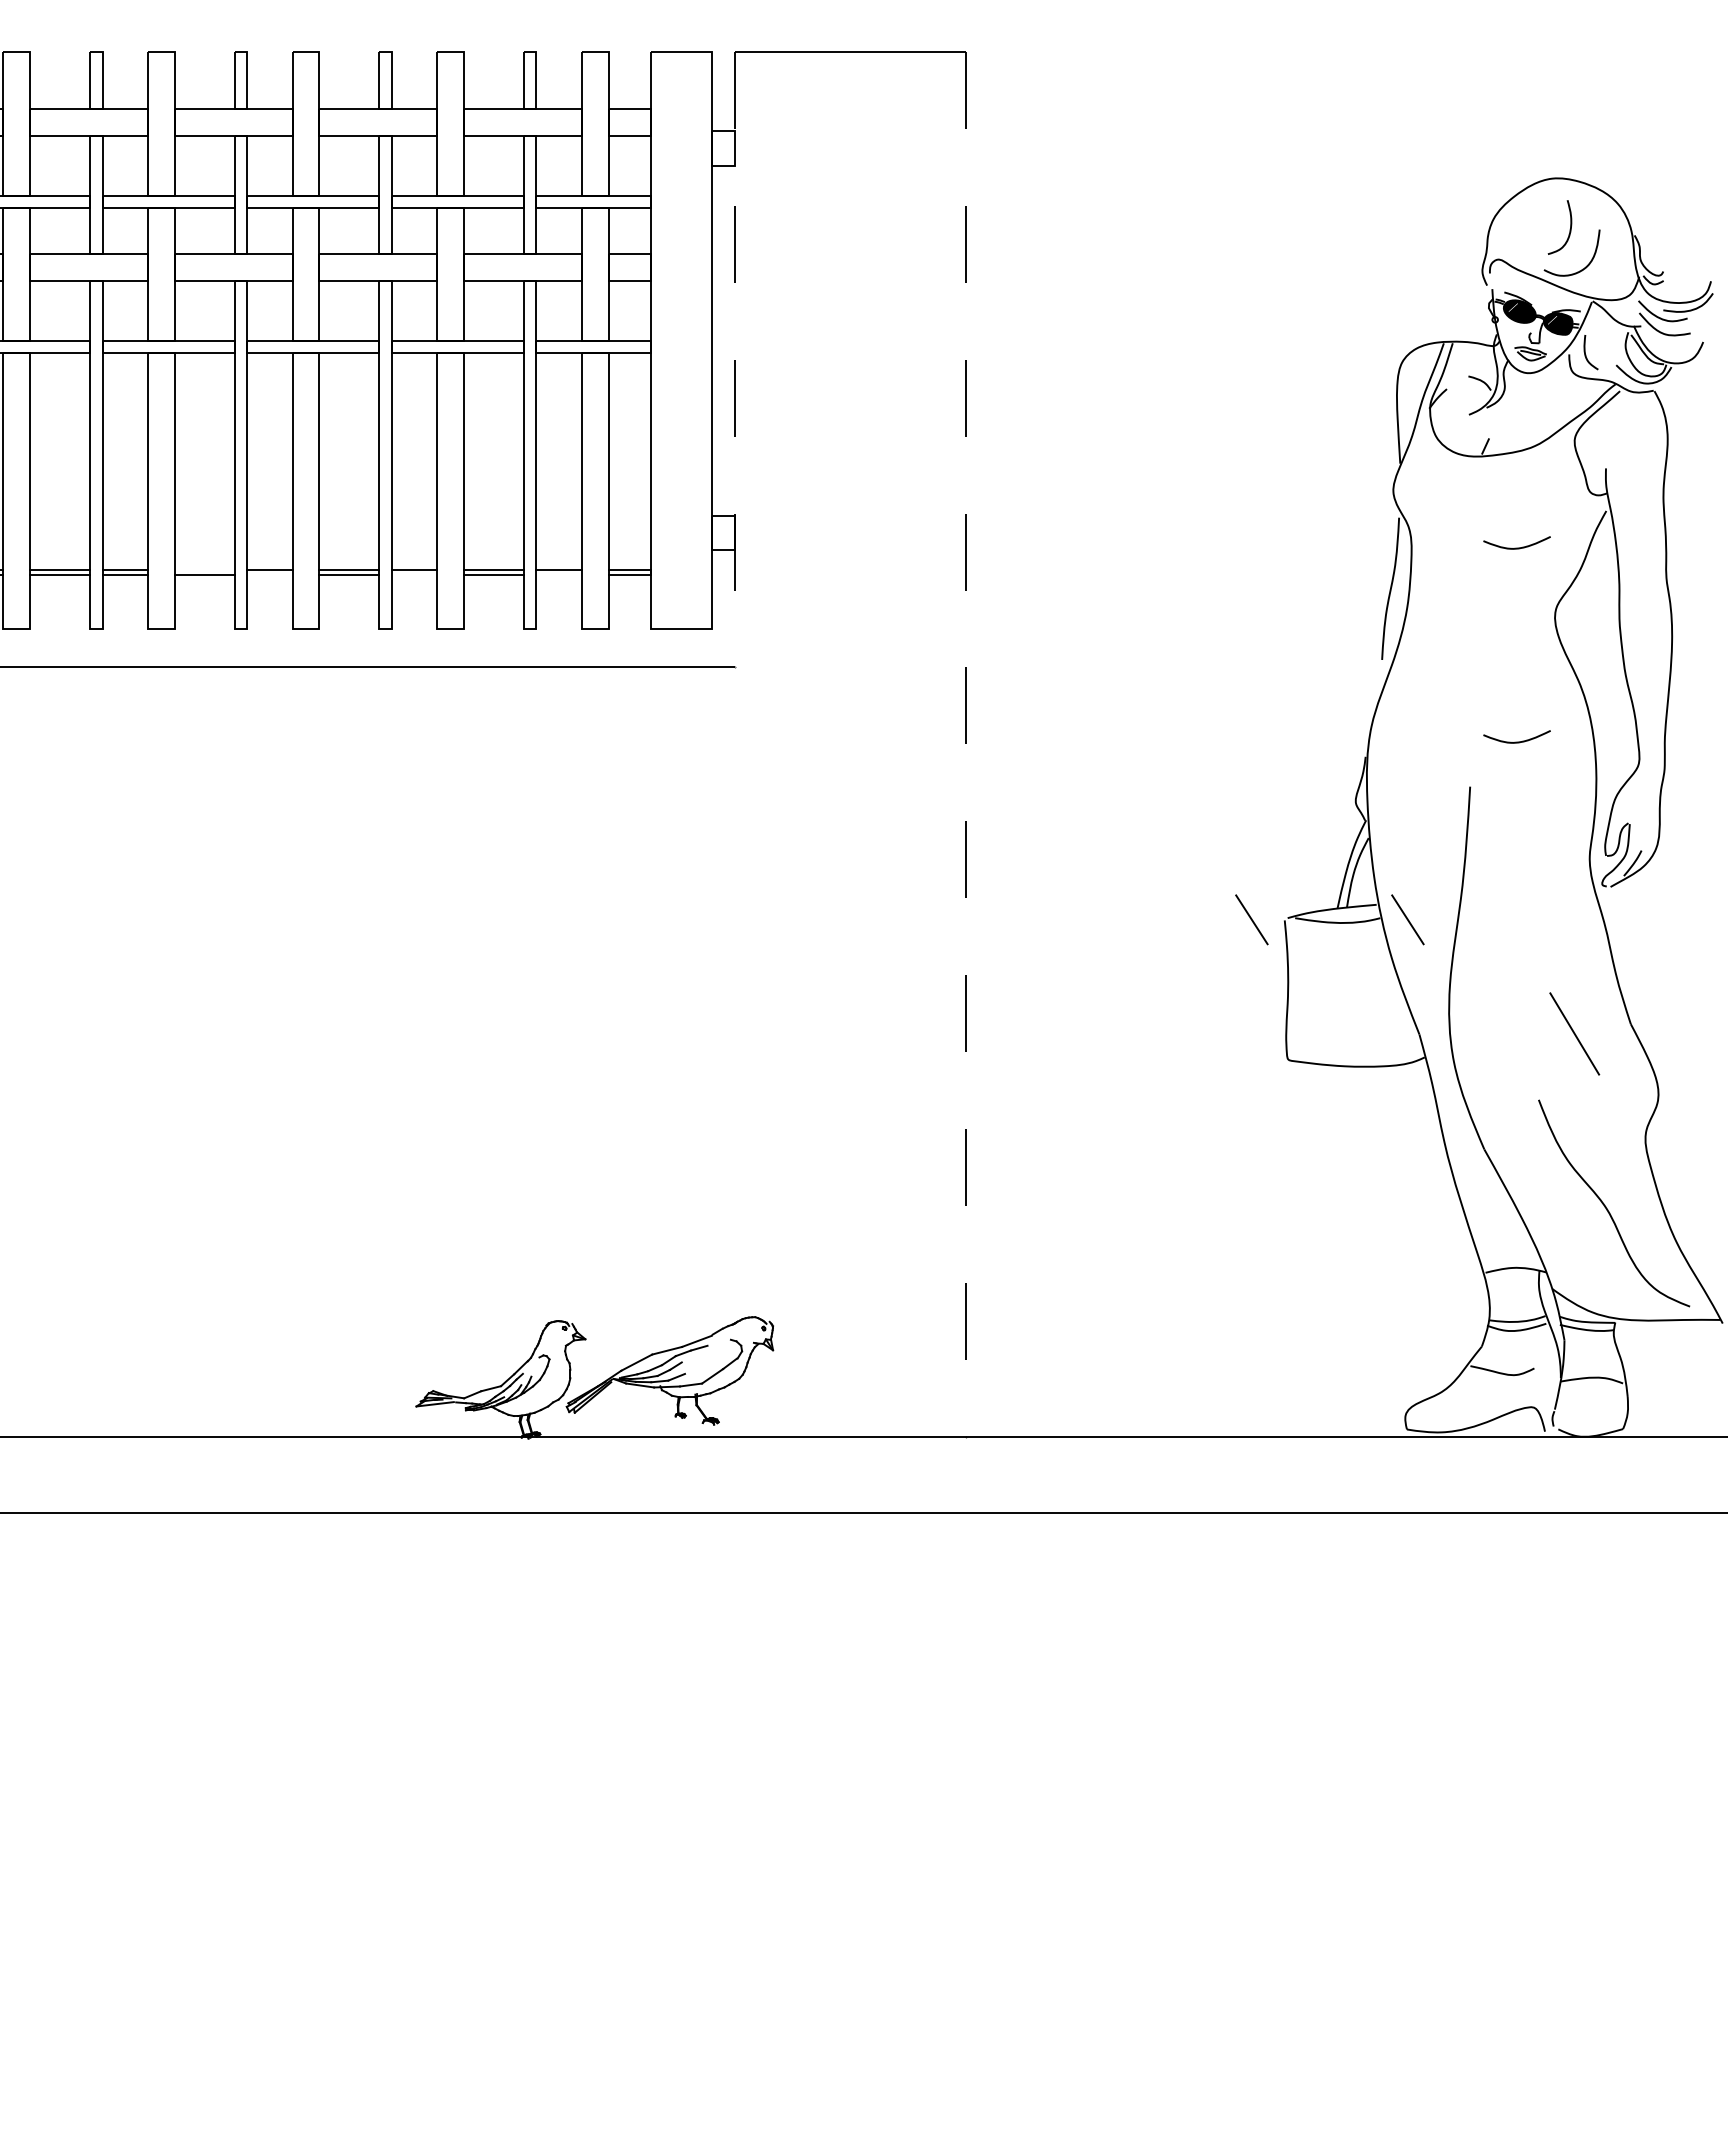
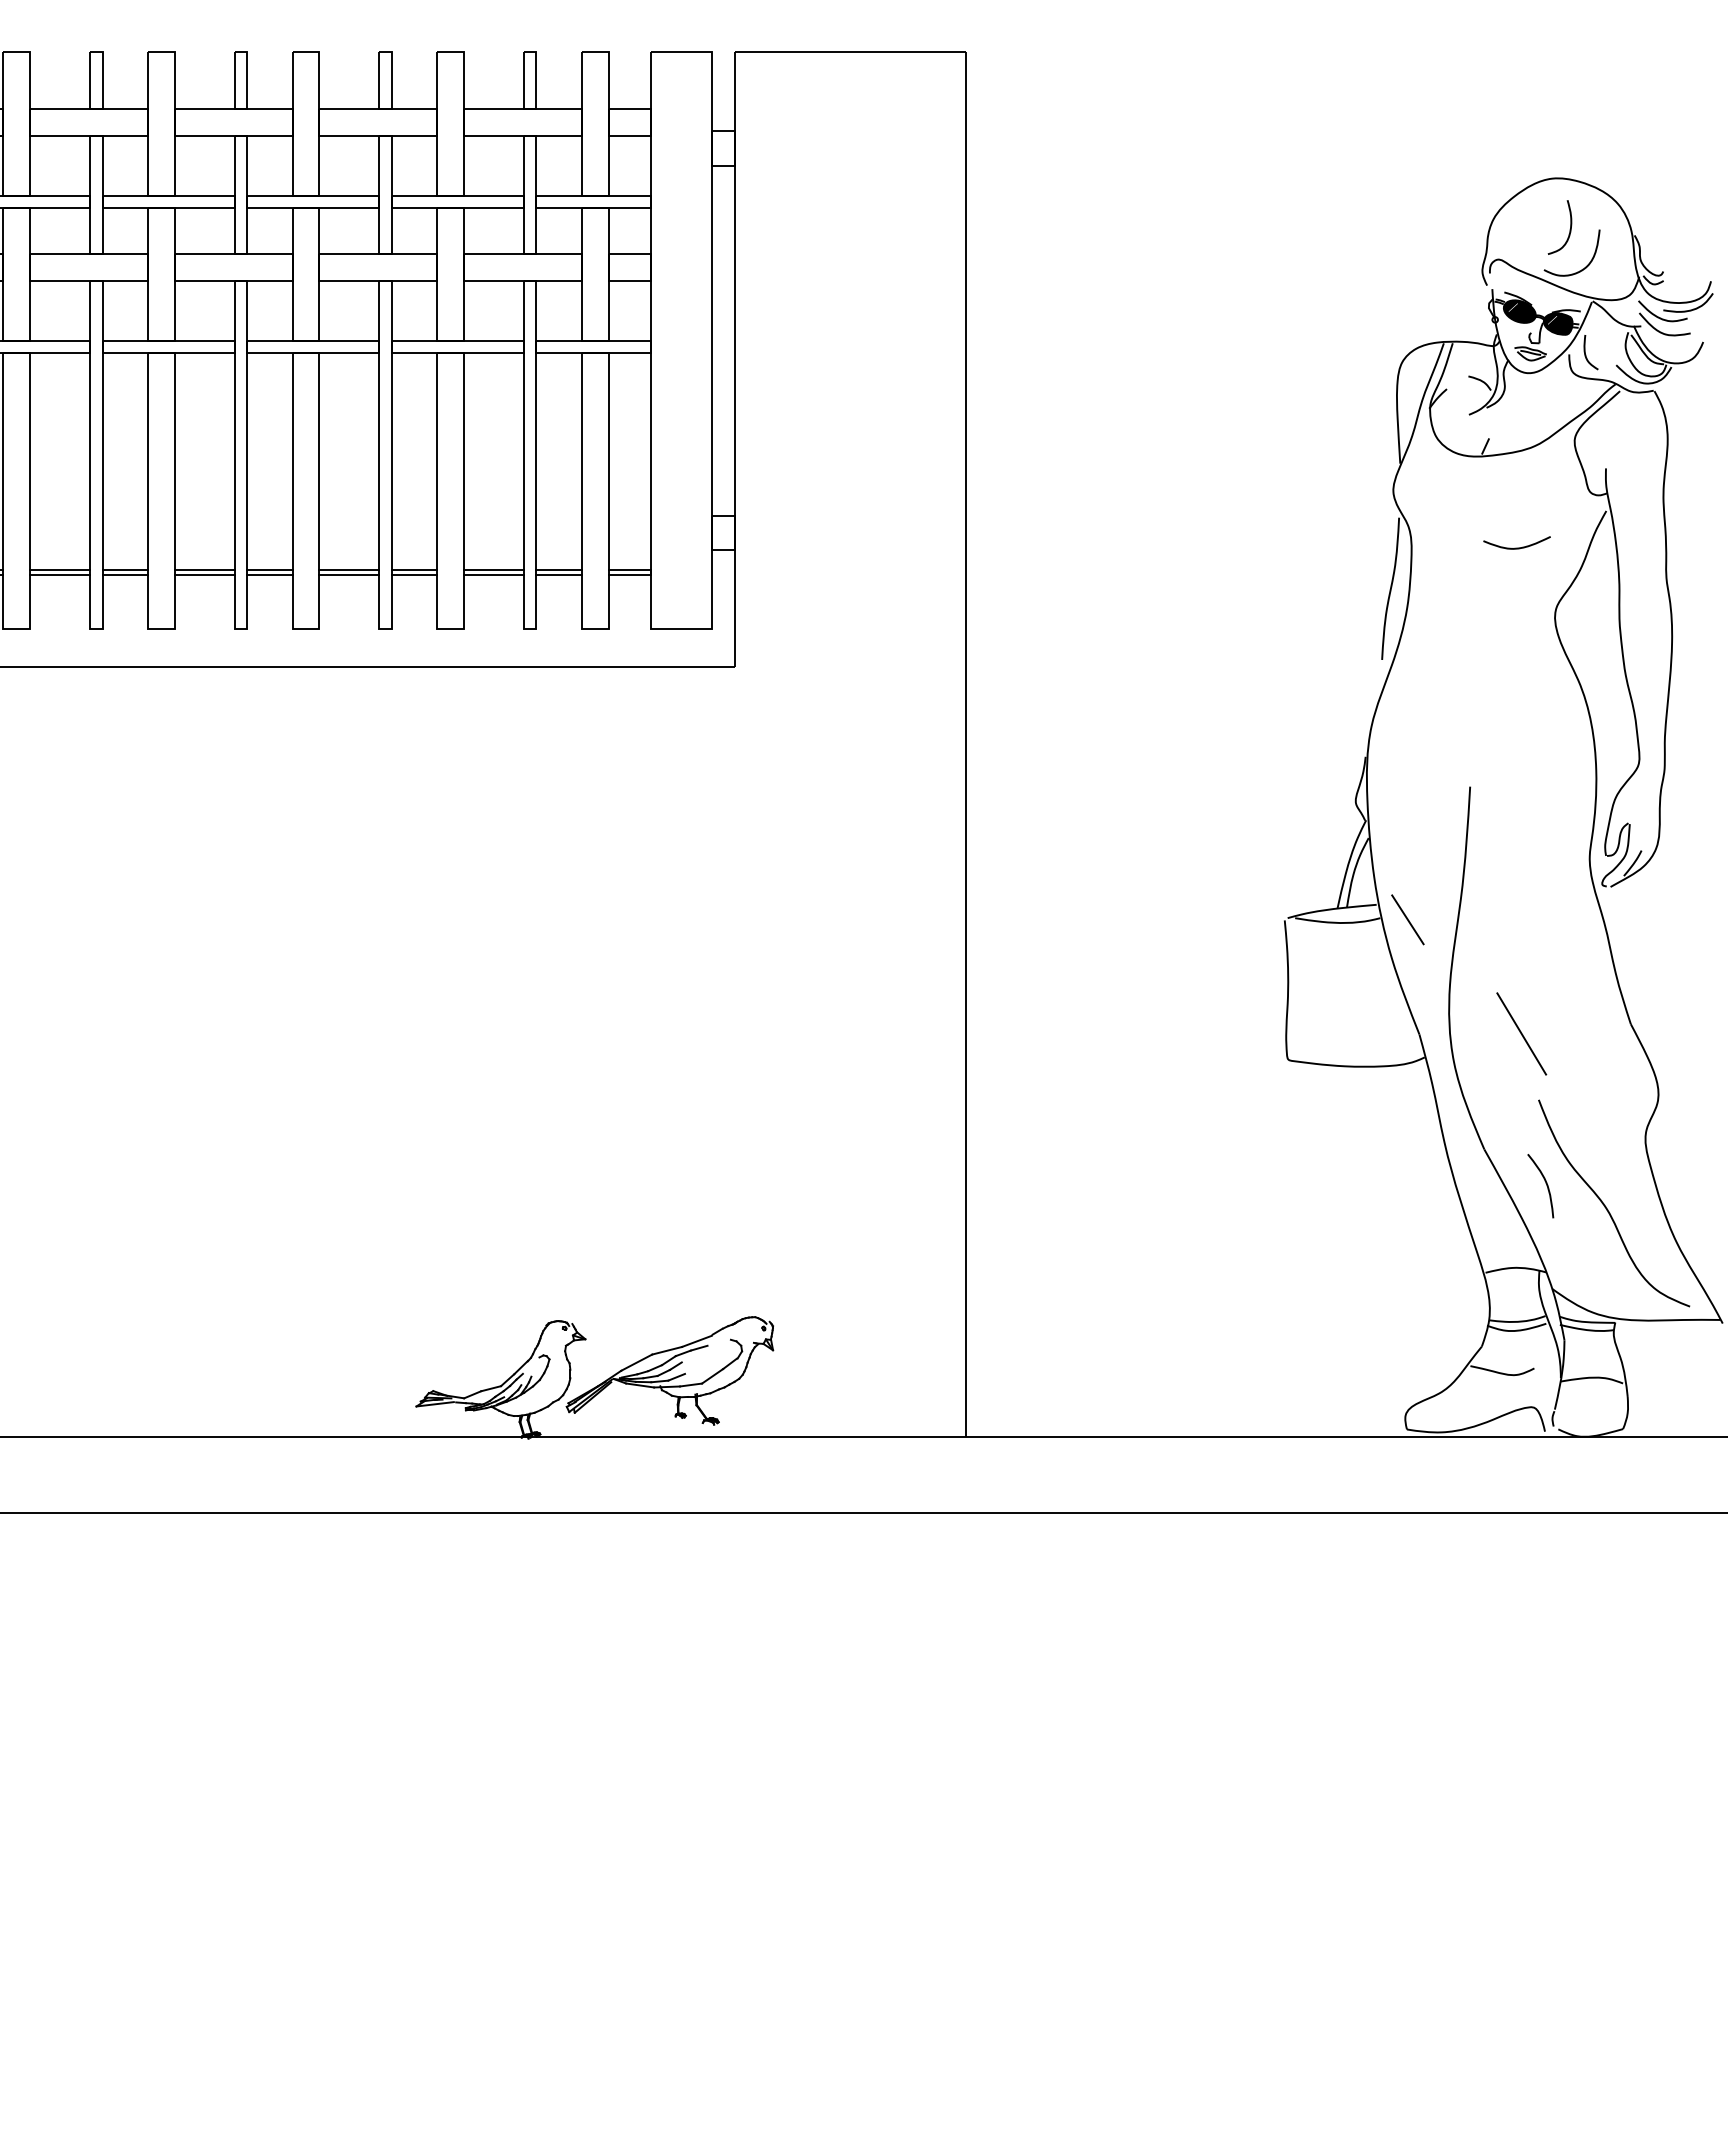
line: dashed -> solid (735, 359)
line: none -> present (204, 570)
line: none -> present (269, 574)
line: none -> present (414, 574)
line: none -> present (558, 574)
curve: present -> none (1516, 741)
line: dashed -> solid (965, 744)
line: present -> none (1251, 919)
line position: (1574, 1033) -> (1521, 1033) (1521, 1033)
curve: none -> present (1545, 1183)
